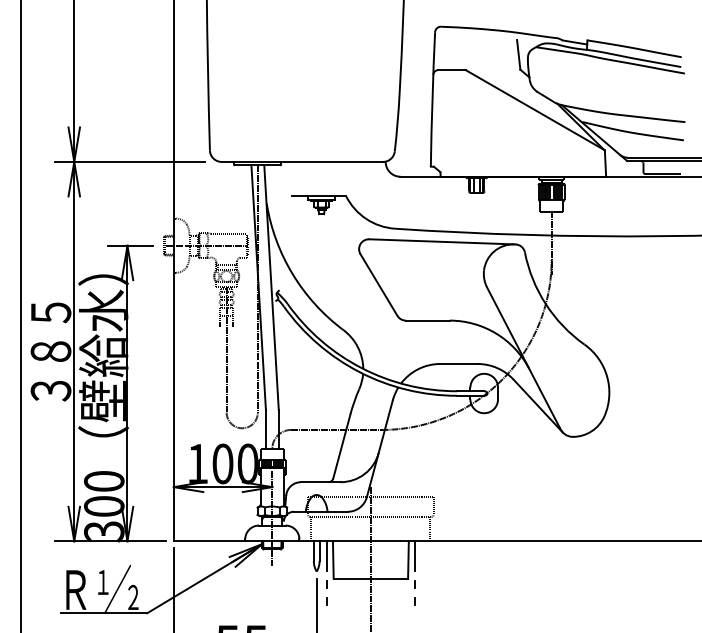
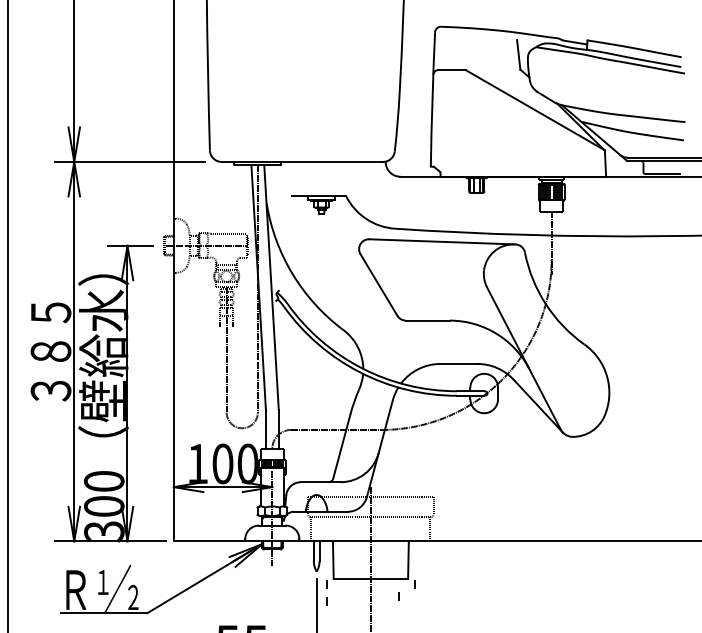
line position: (21, 315) -> (8, 315) (8, 315)
line: present -> none (327, 556)
line: present -> none (414, 556)
line: present -> none (173, 588)
line position: (414, 601) -> (398, 596) (398, 596)
